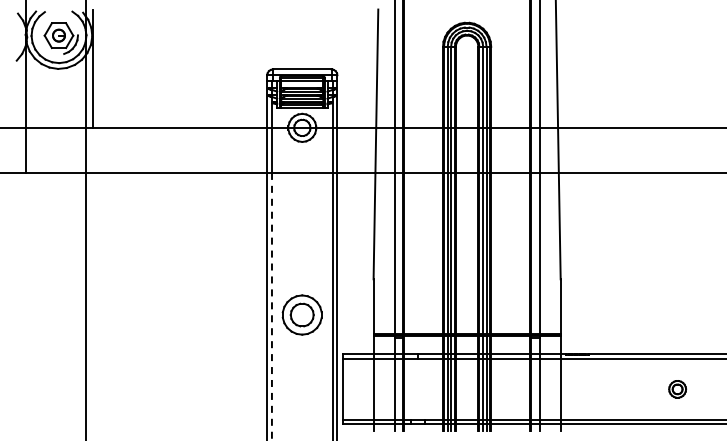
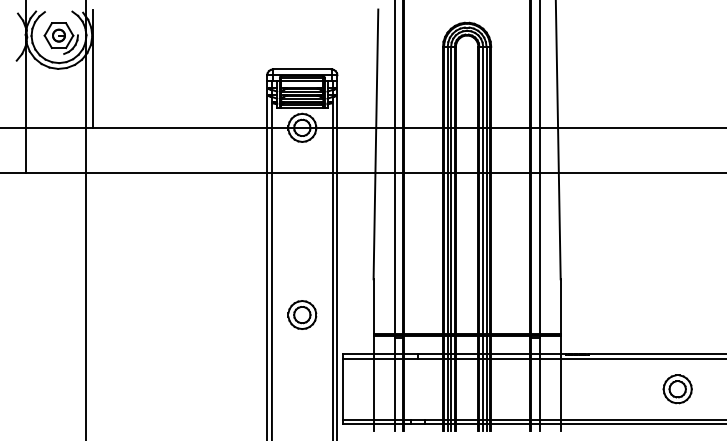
line: dashed -> solid (271, 306)
part size: 42x42 px -> 31x30 px (302, 314)
part size: 20x19 px -> 31x31 px (677, 389)
